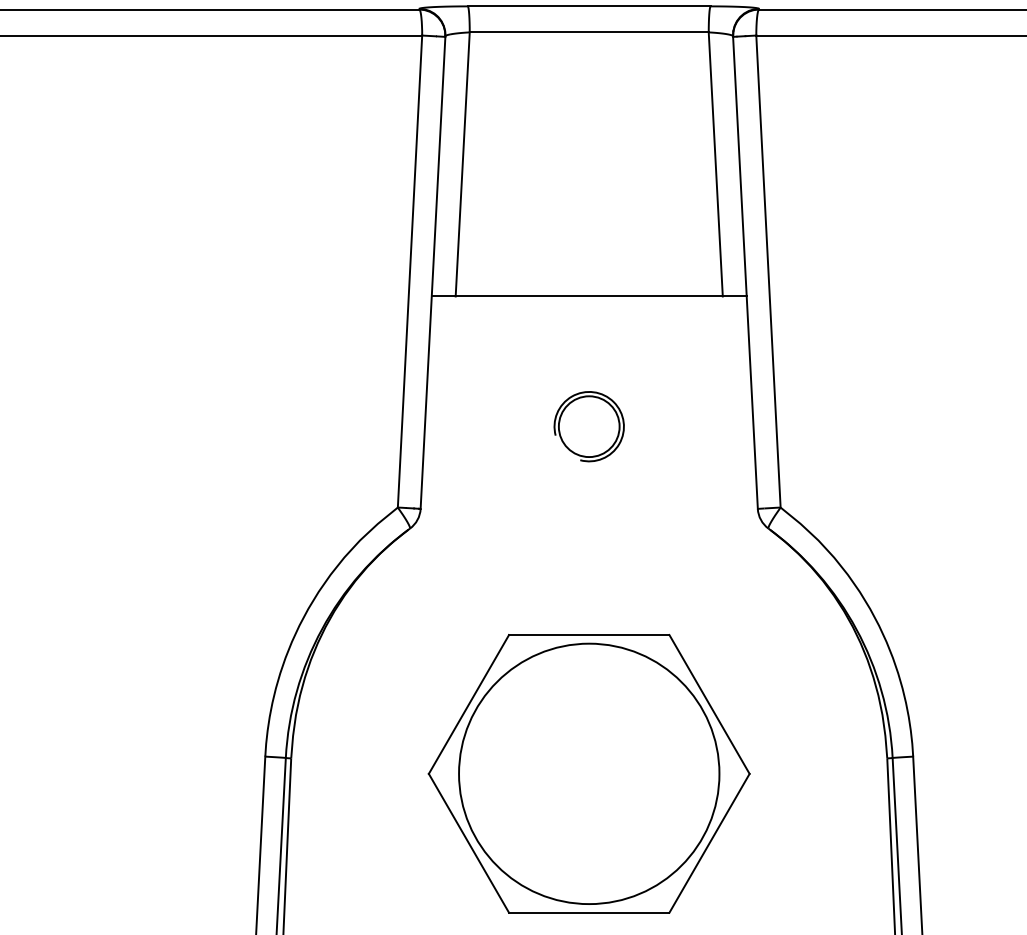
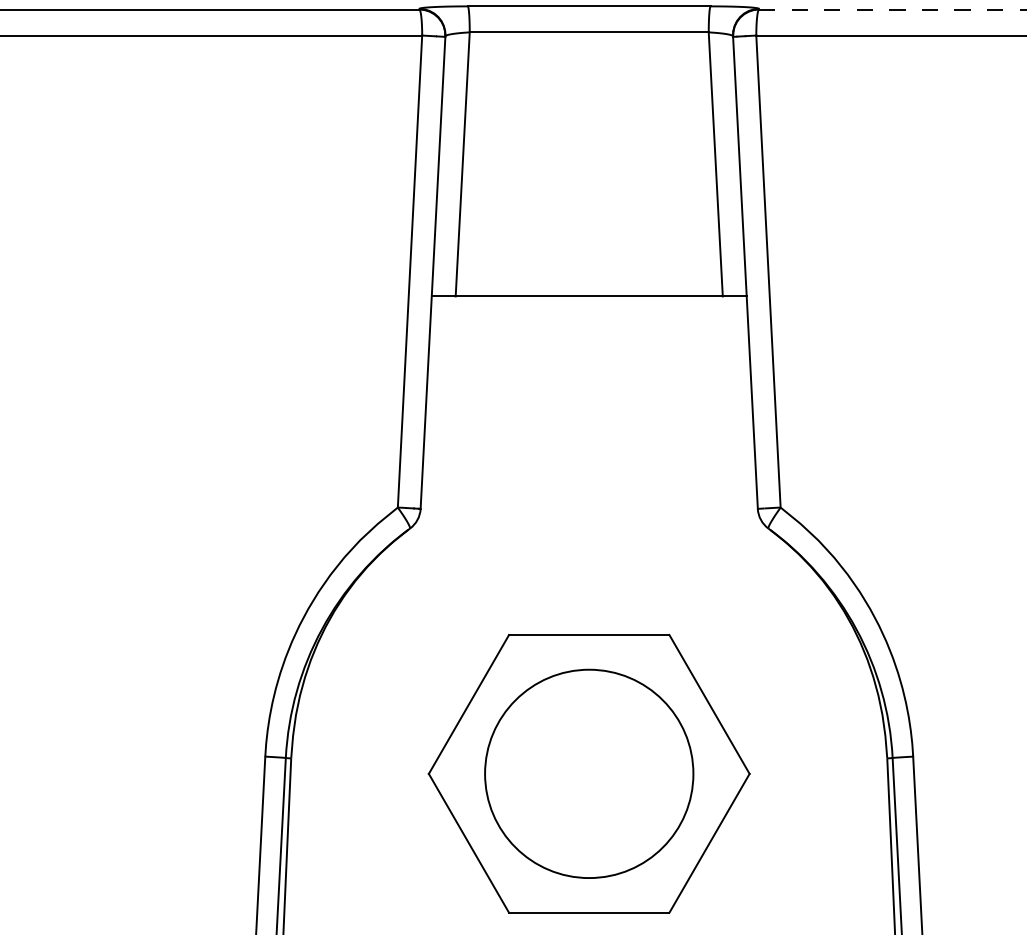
line: solid -> dashed (892, 9)
part: present -> none (588, 426)
circle diameter: 260 px -> 208 px (589, 773)
